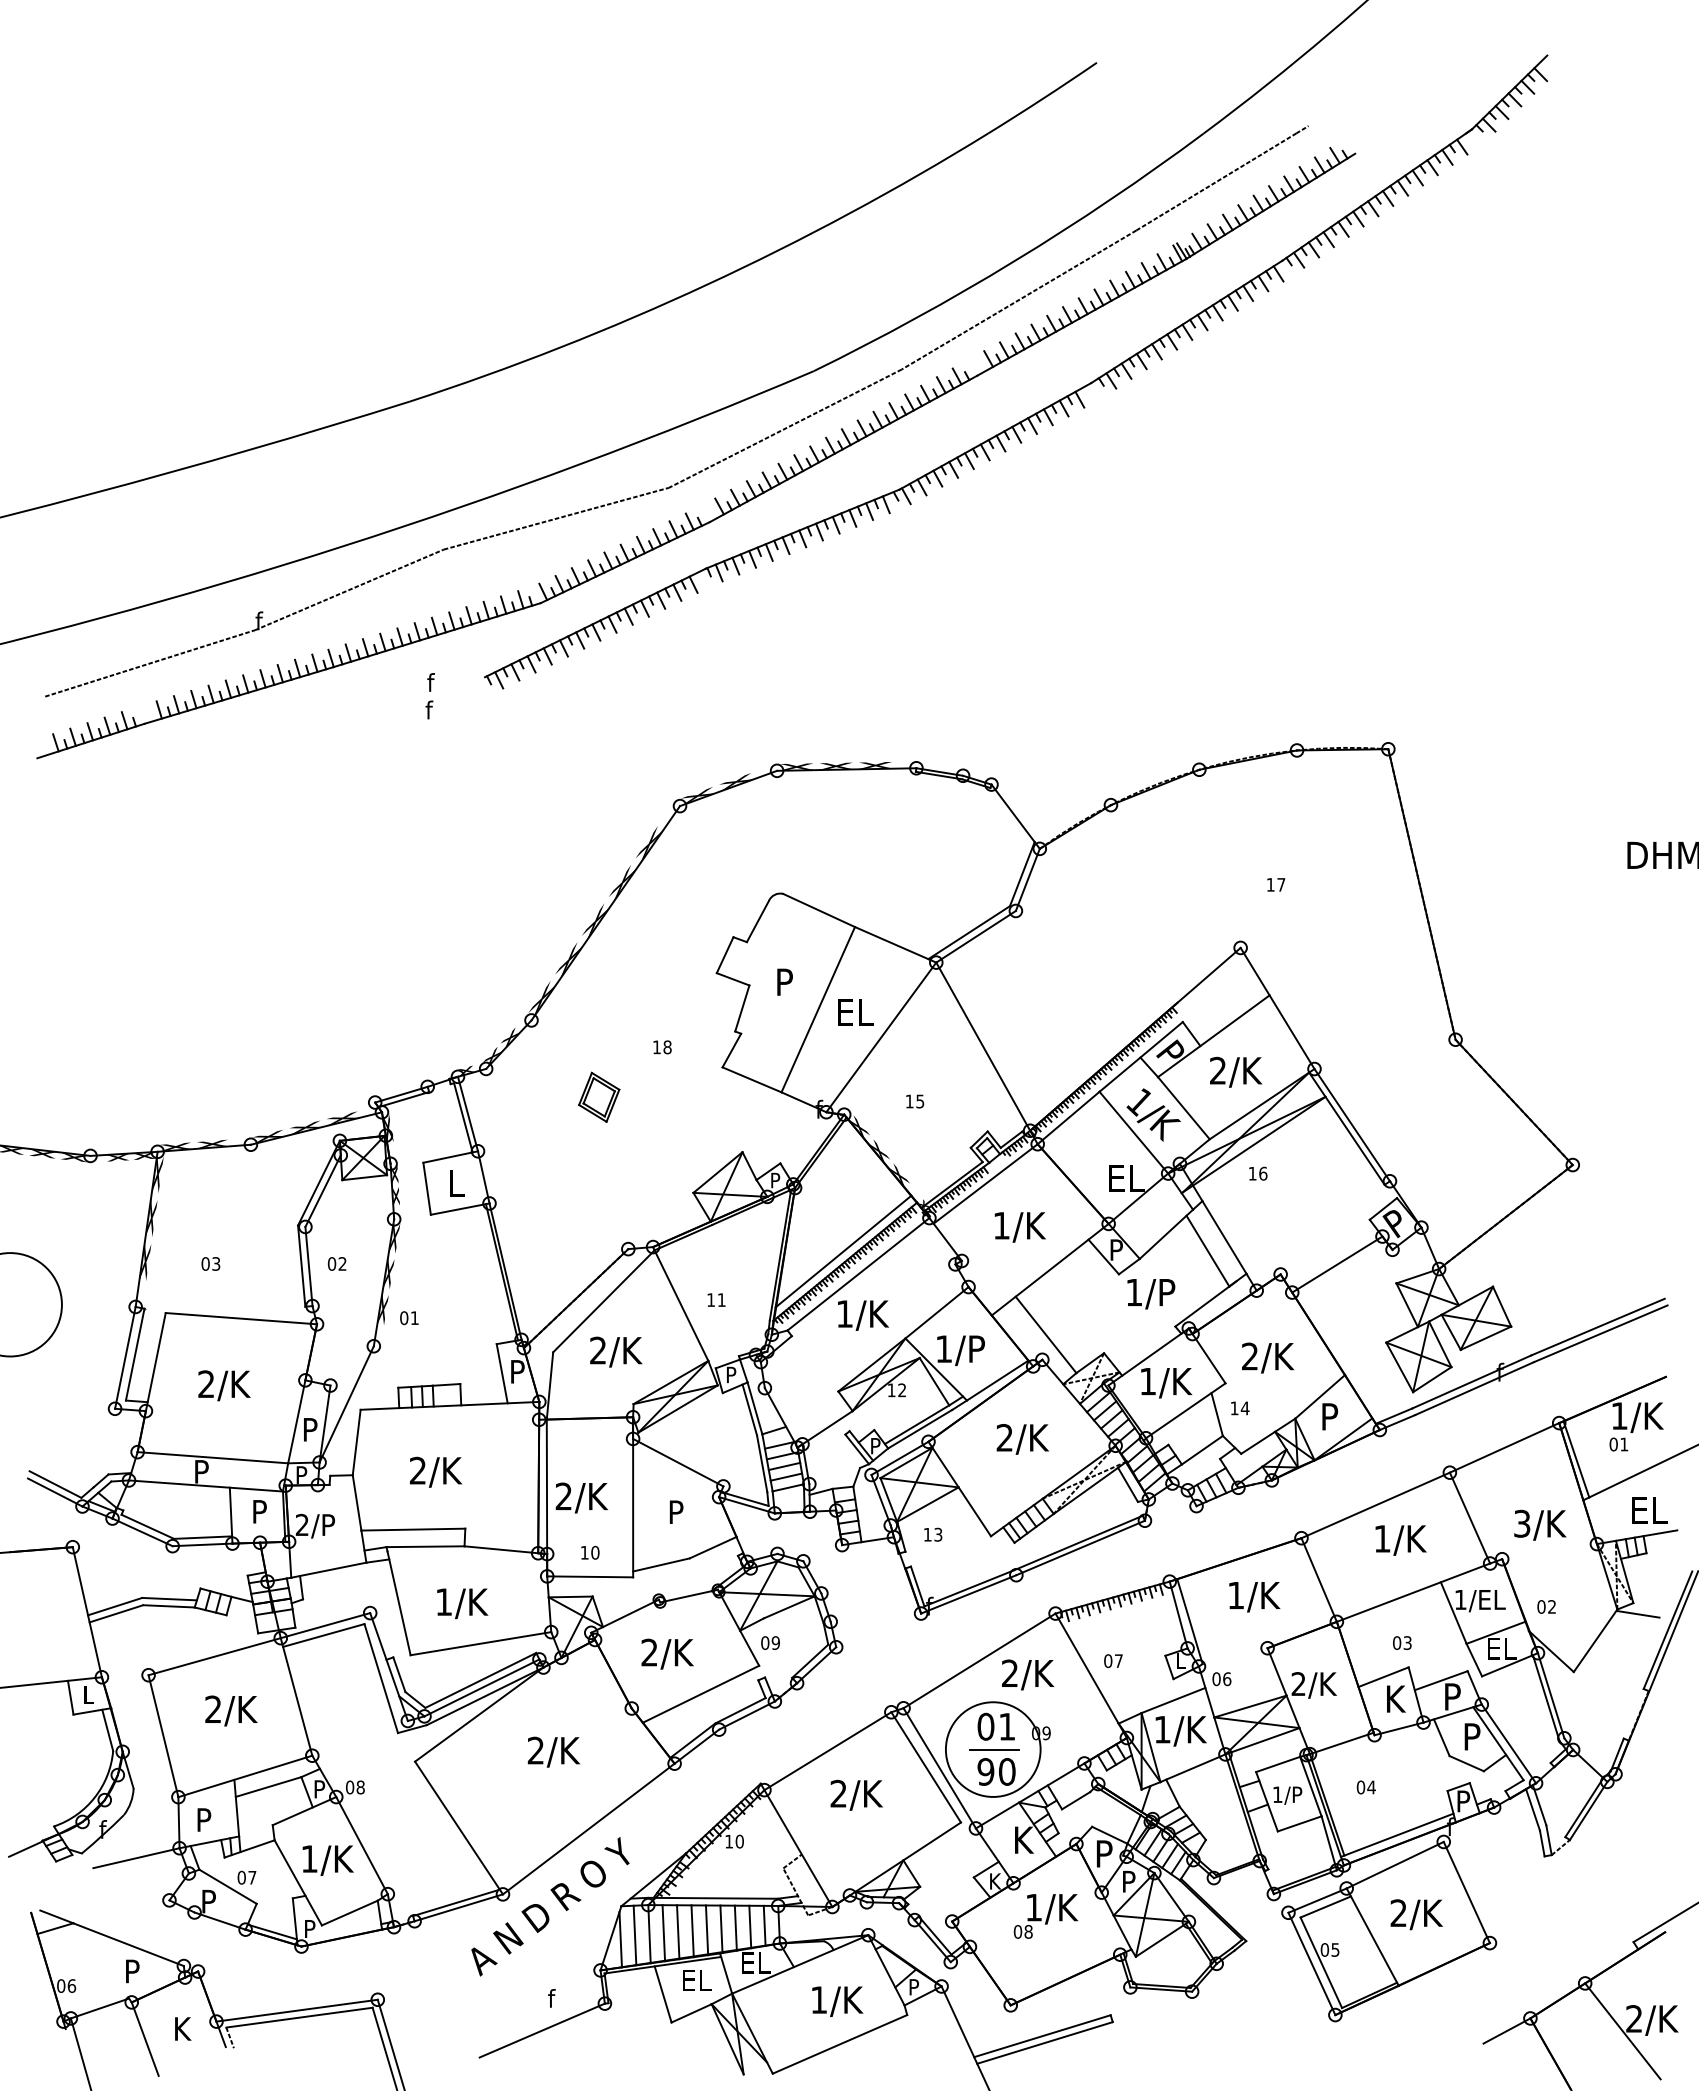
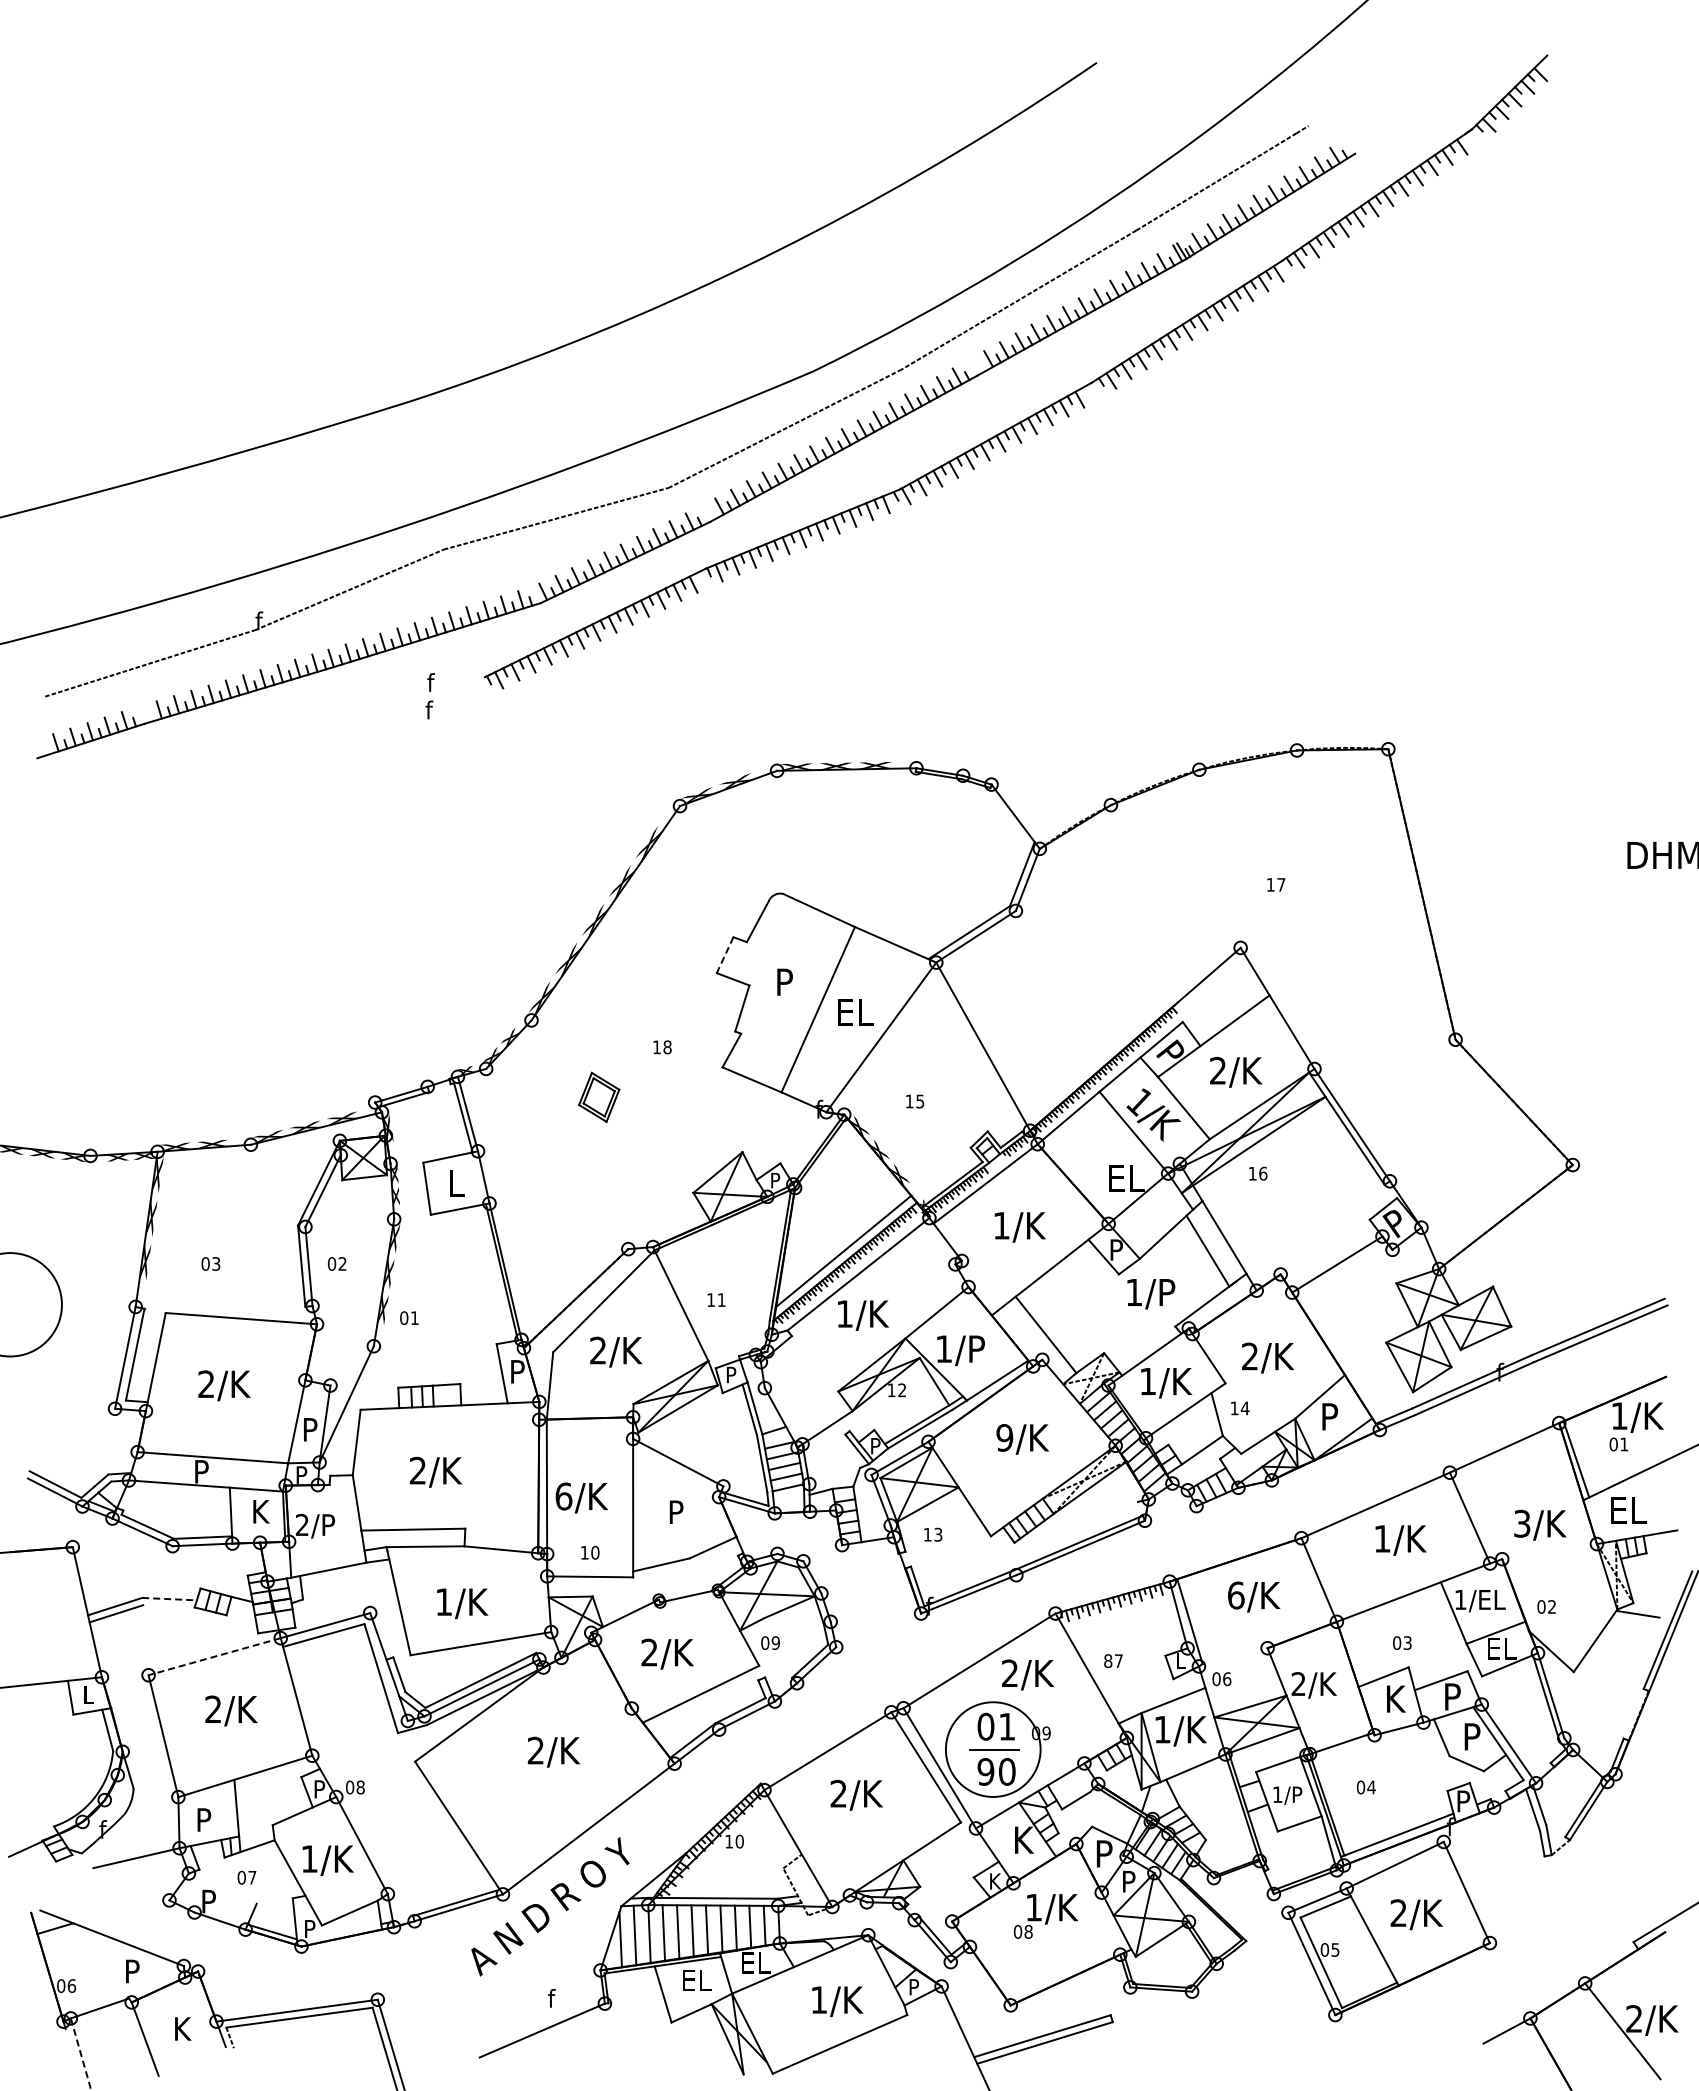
line: solid -> dashed (725, 955)
text: 2/K -> 9/K (1004, 1437)
line: present -> none (1127, 1484)
text: 2/K -> 6/K (563, 1496)
text position: (1649, 1510) -> (1628, 1510) (1628, 1510)
text: P -> K (262, 1511)
text: 1/K -> 6/K (1236, 1595)
line: solid -> dashed (170, 1599)
line: present -> none (168, 1606)
line: solid -> dashed (214, 1656)
text: 07 -> 87 (1108, 1660)
line: present -> none (268, 1786)
line: present -> none (227, 1886)
line: solid -> dashed (81, 2054)
